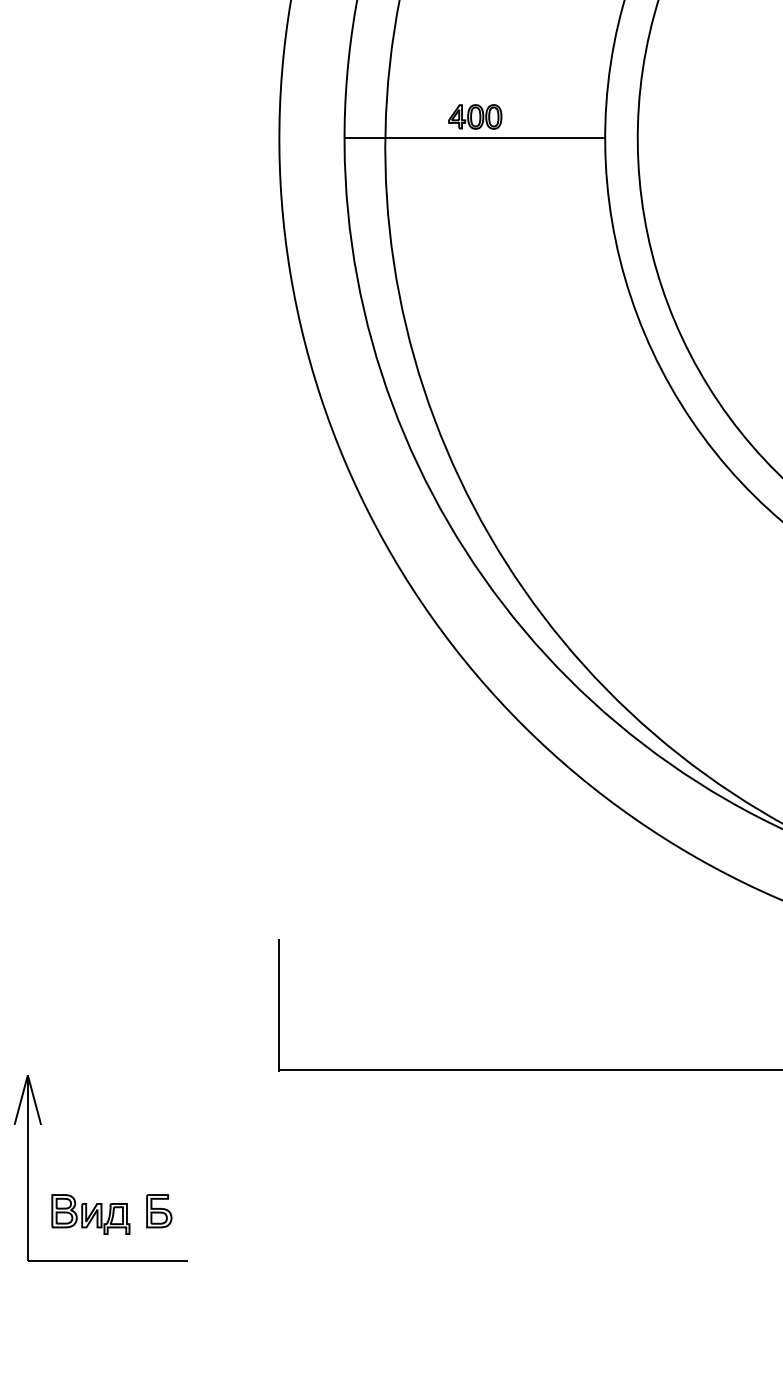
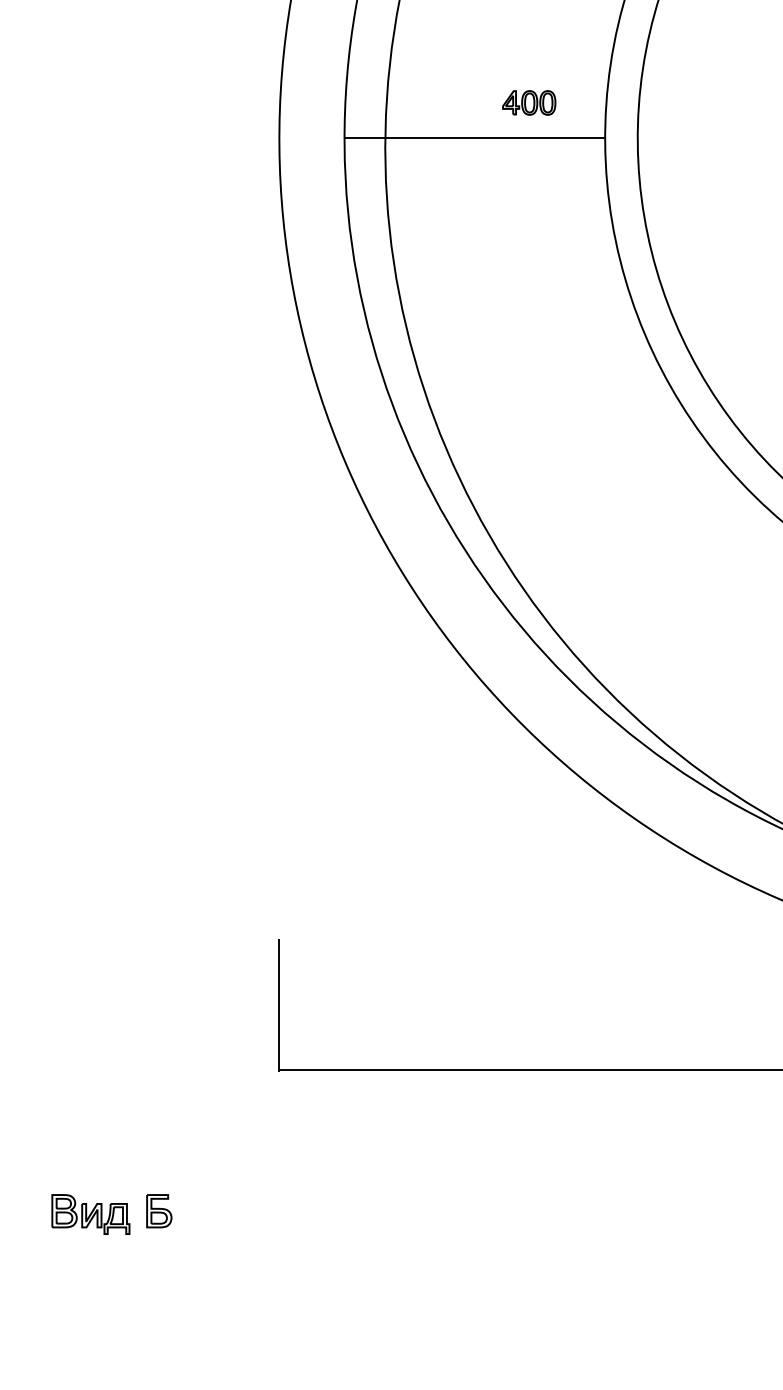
part position: (475, 116) -> (529, 102) (529, 102)
part: present -> none (28, 1168)
